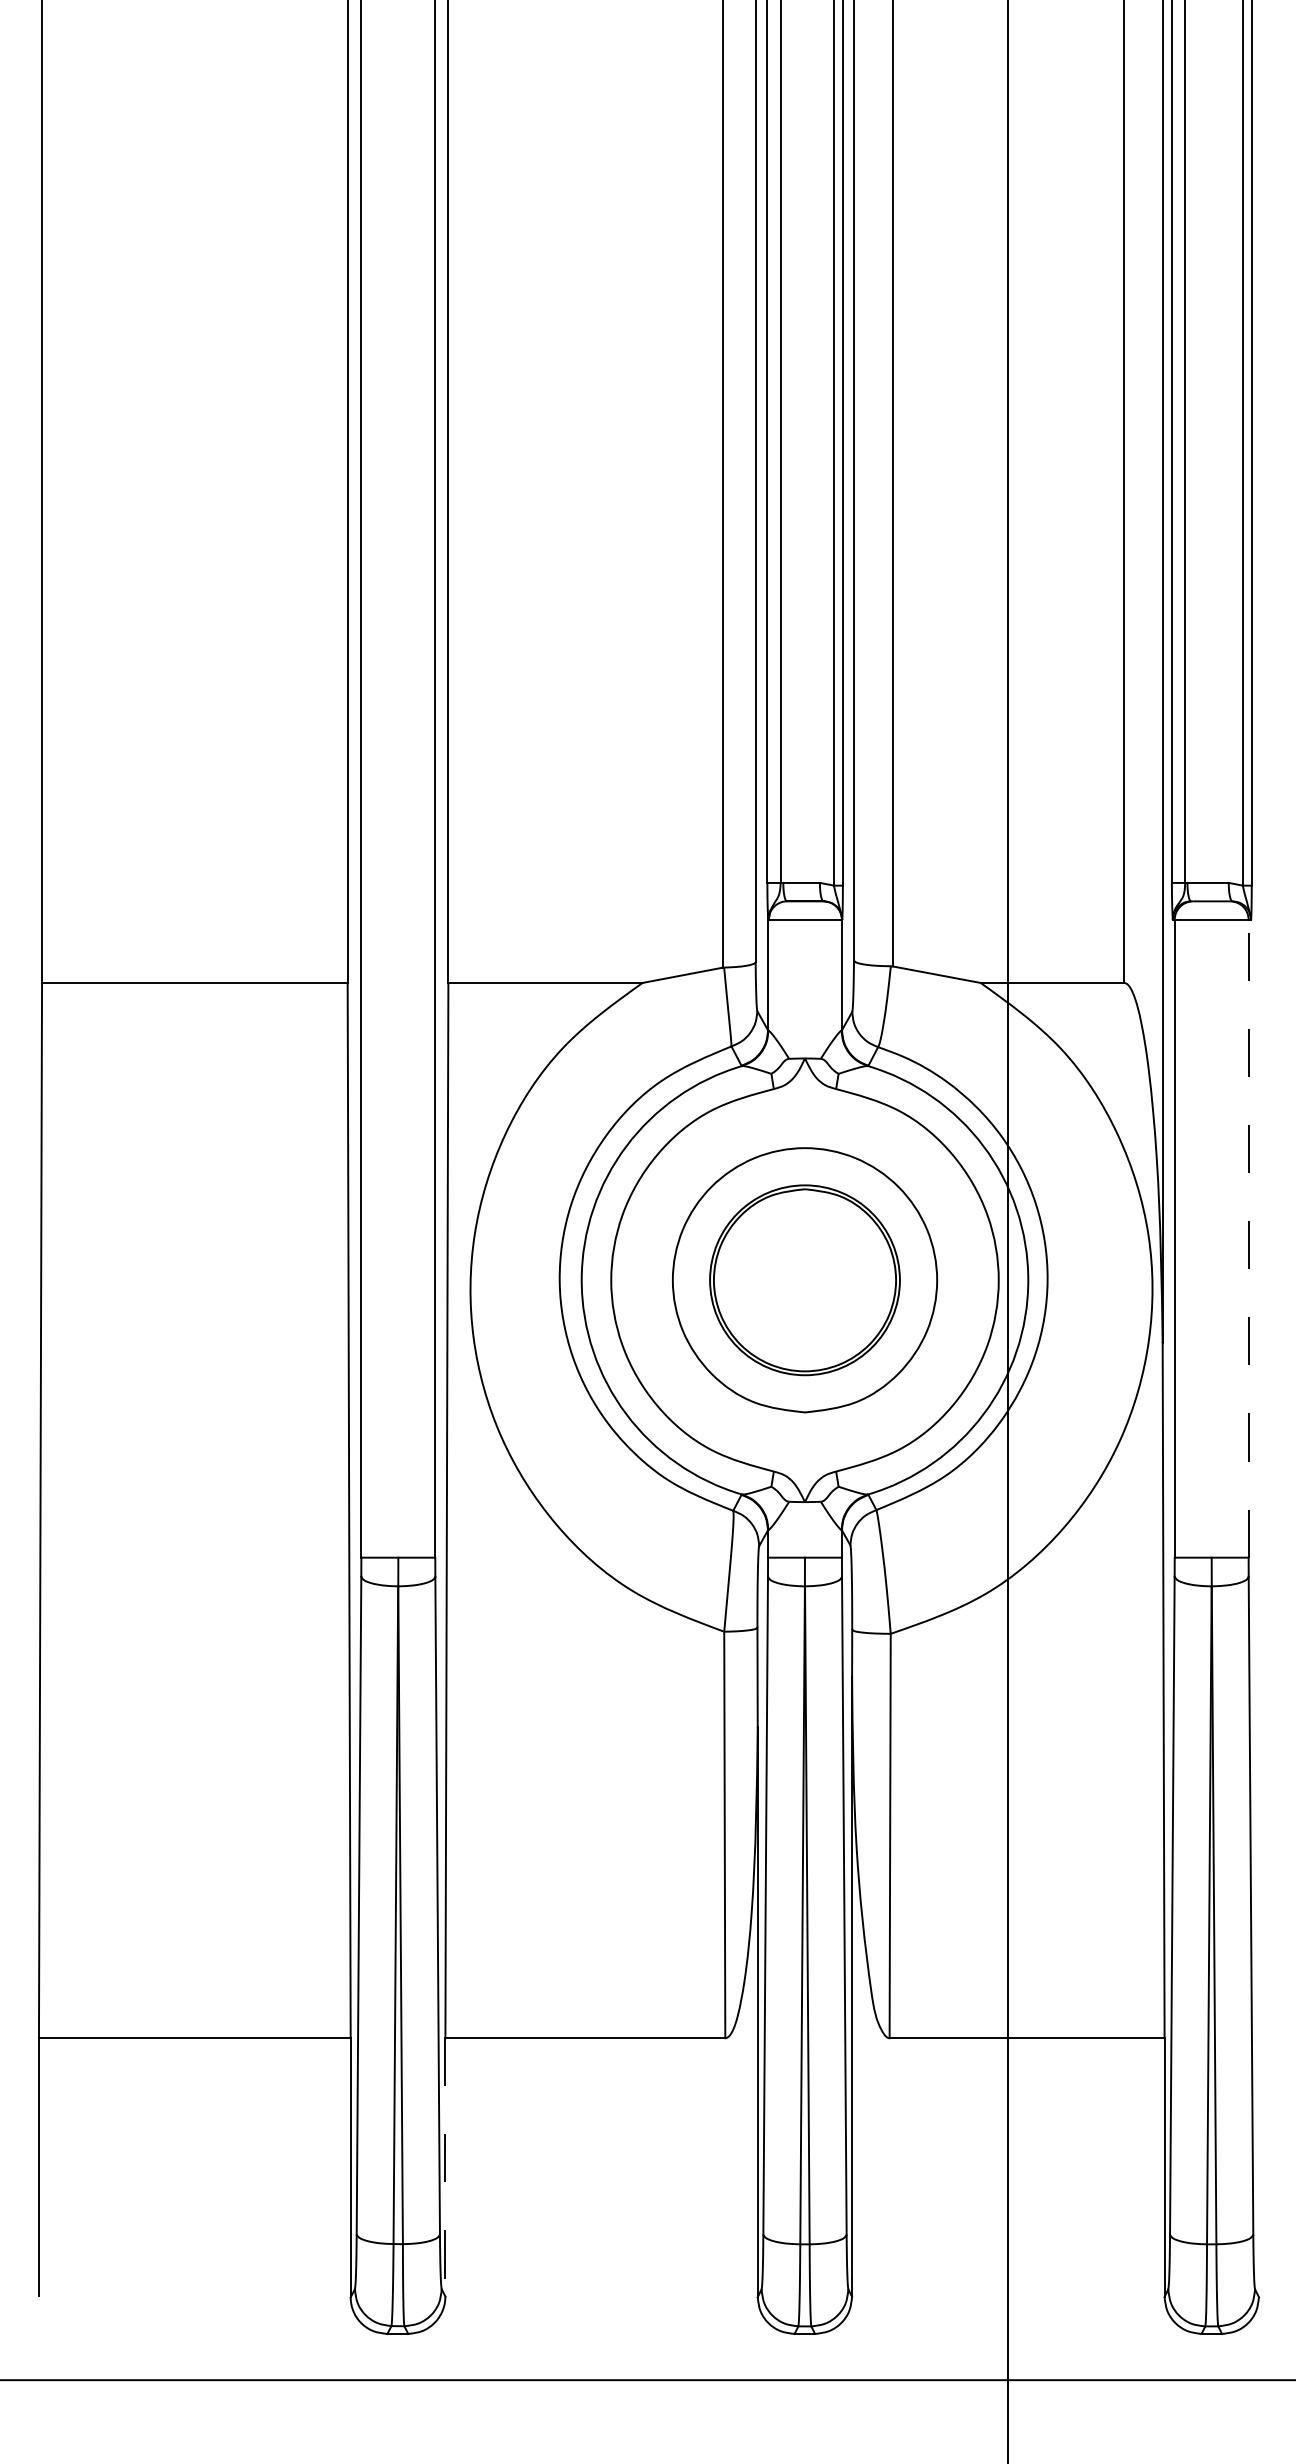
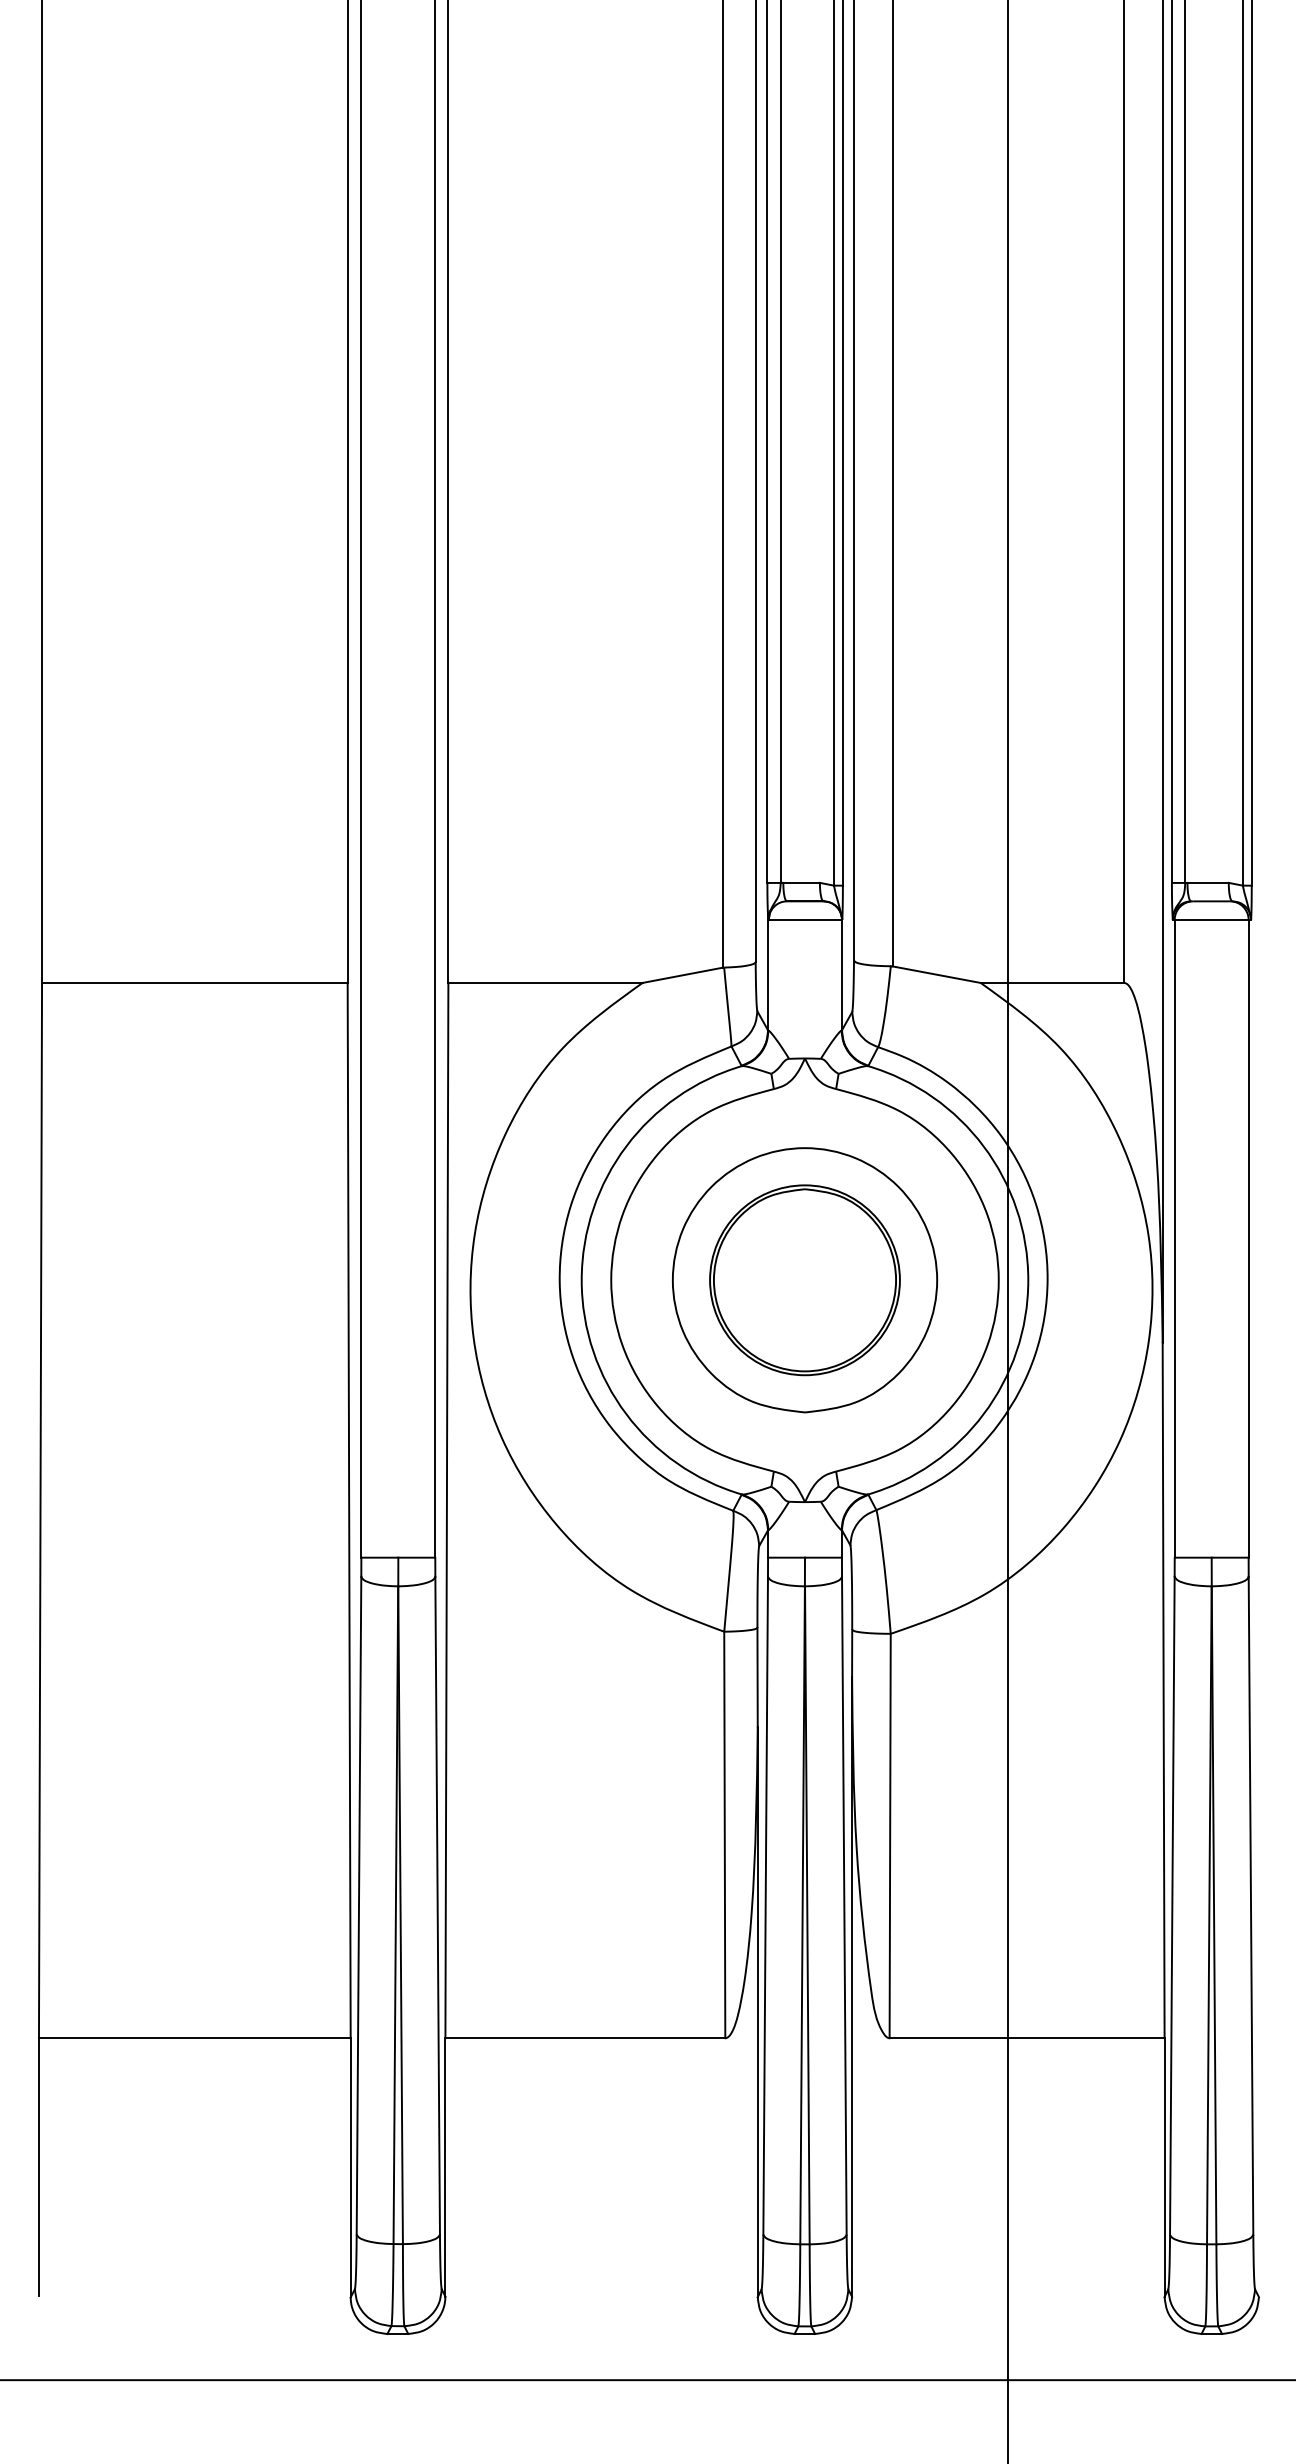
line: dashed -> solid (1248, 1238)
line: dashed -> solid (445, 2167)
